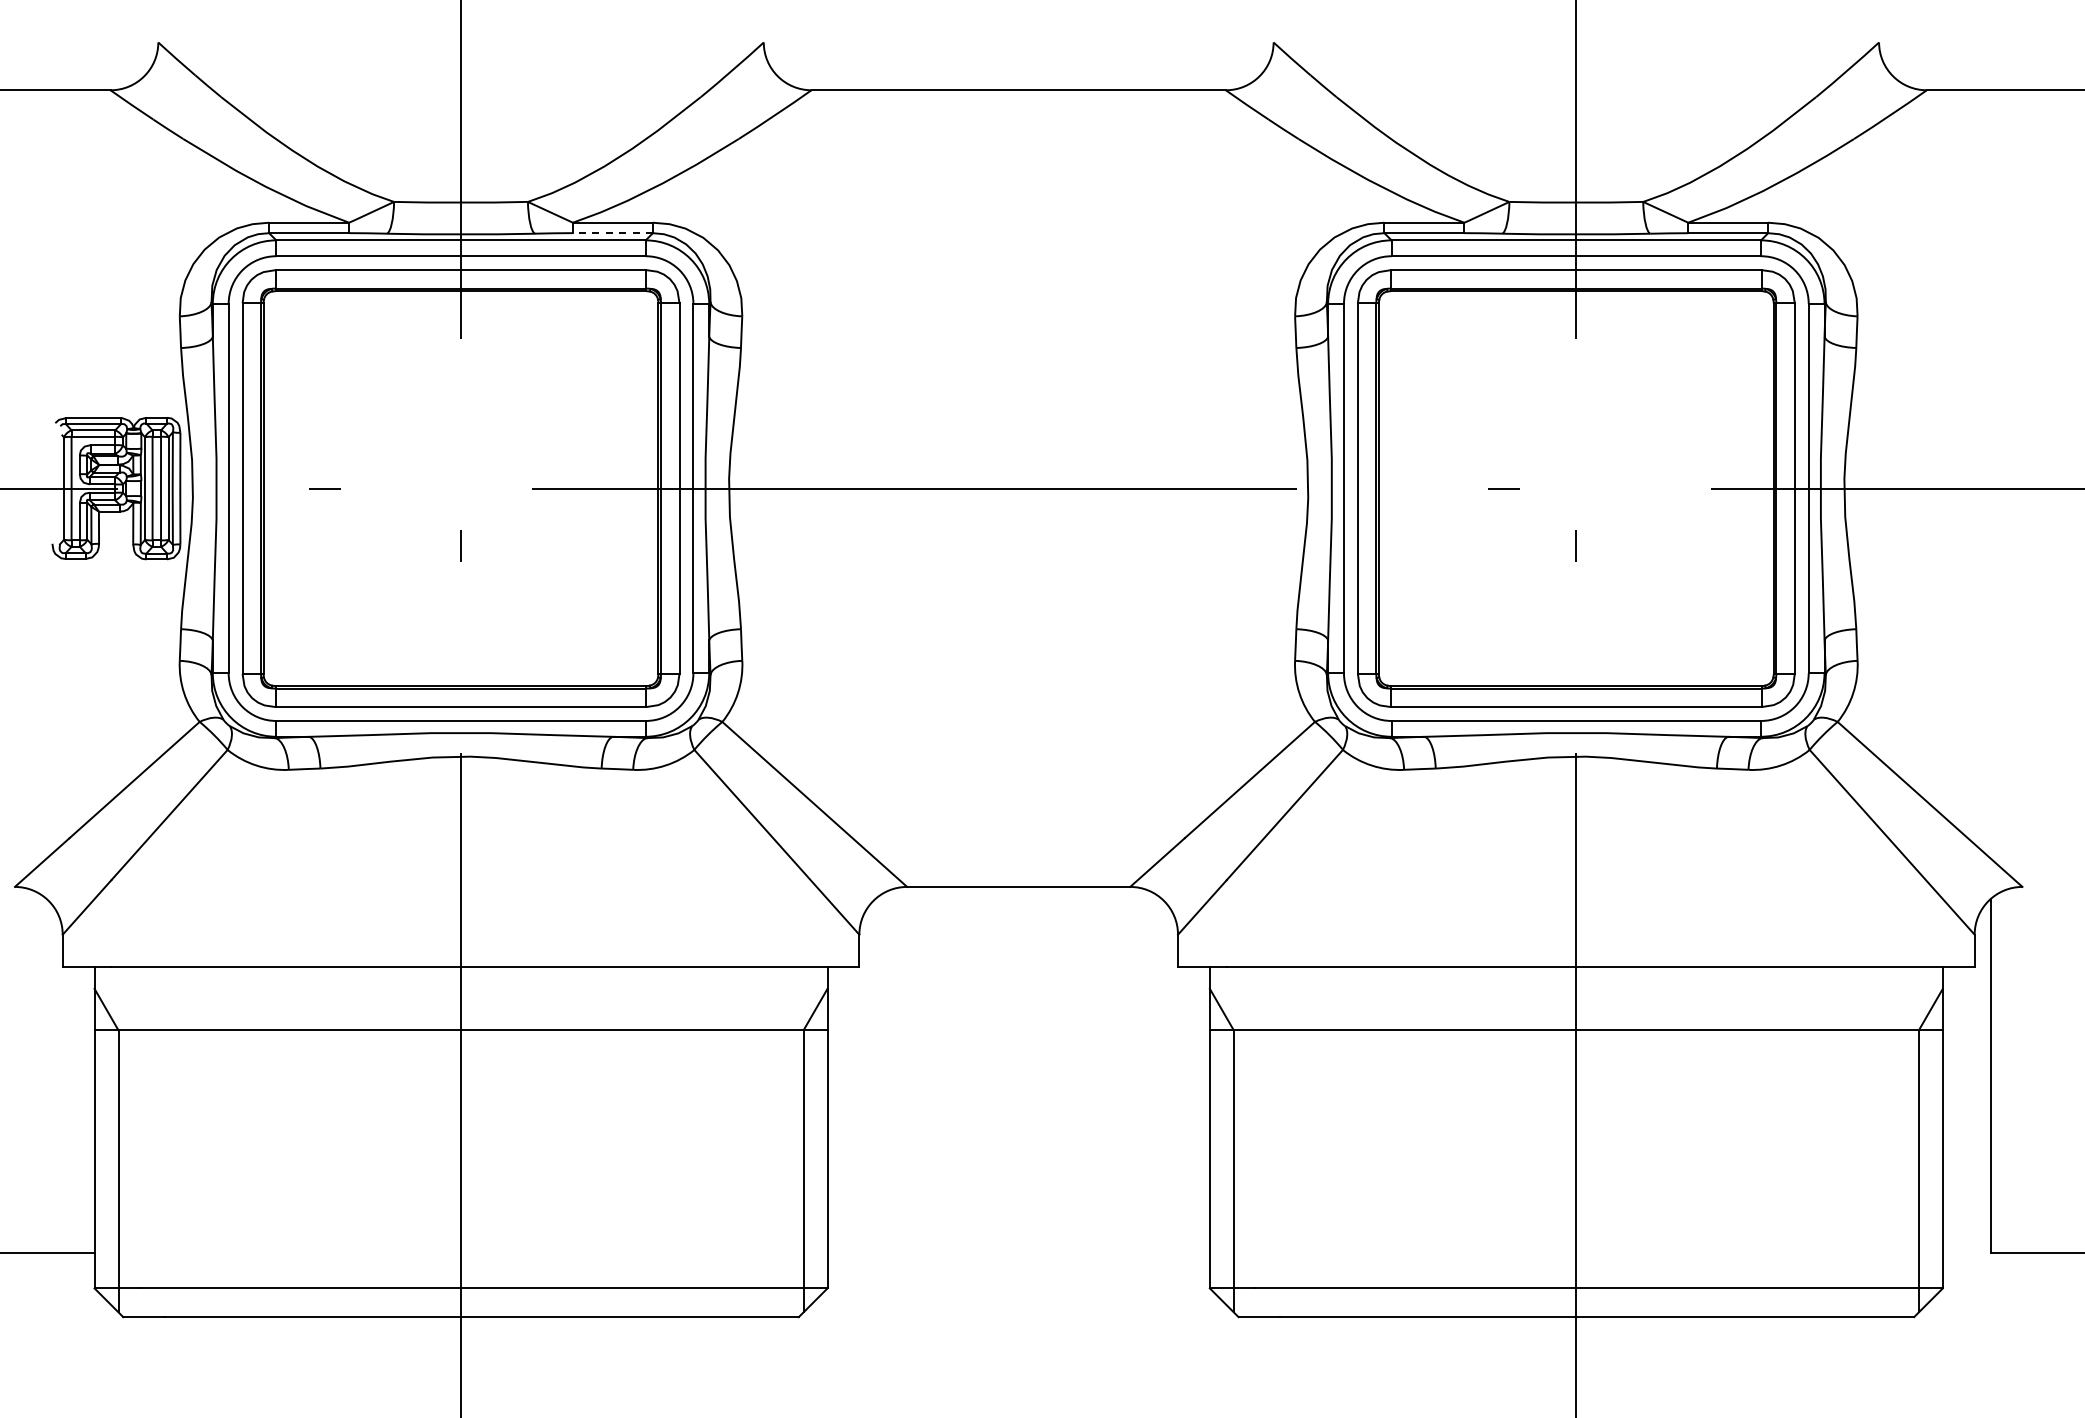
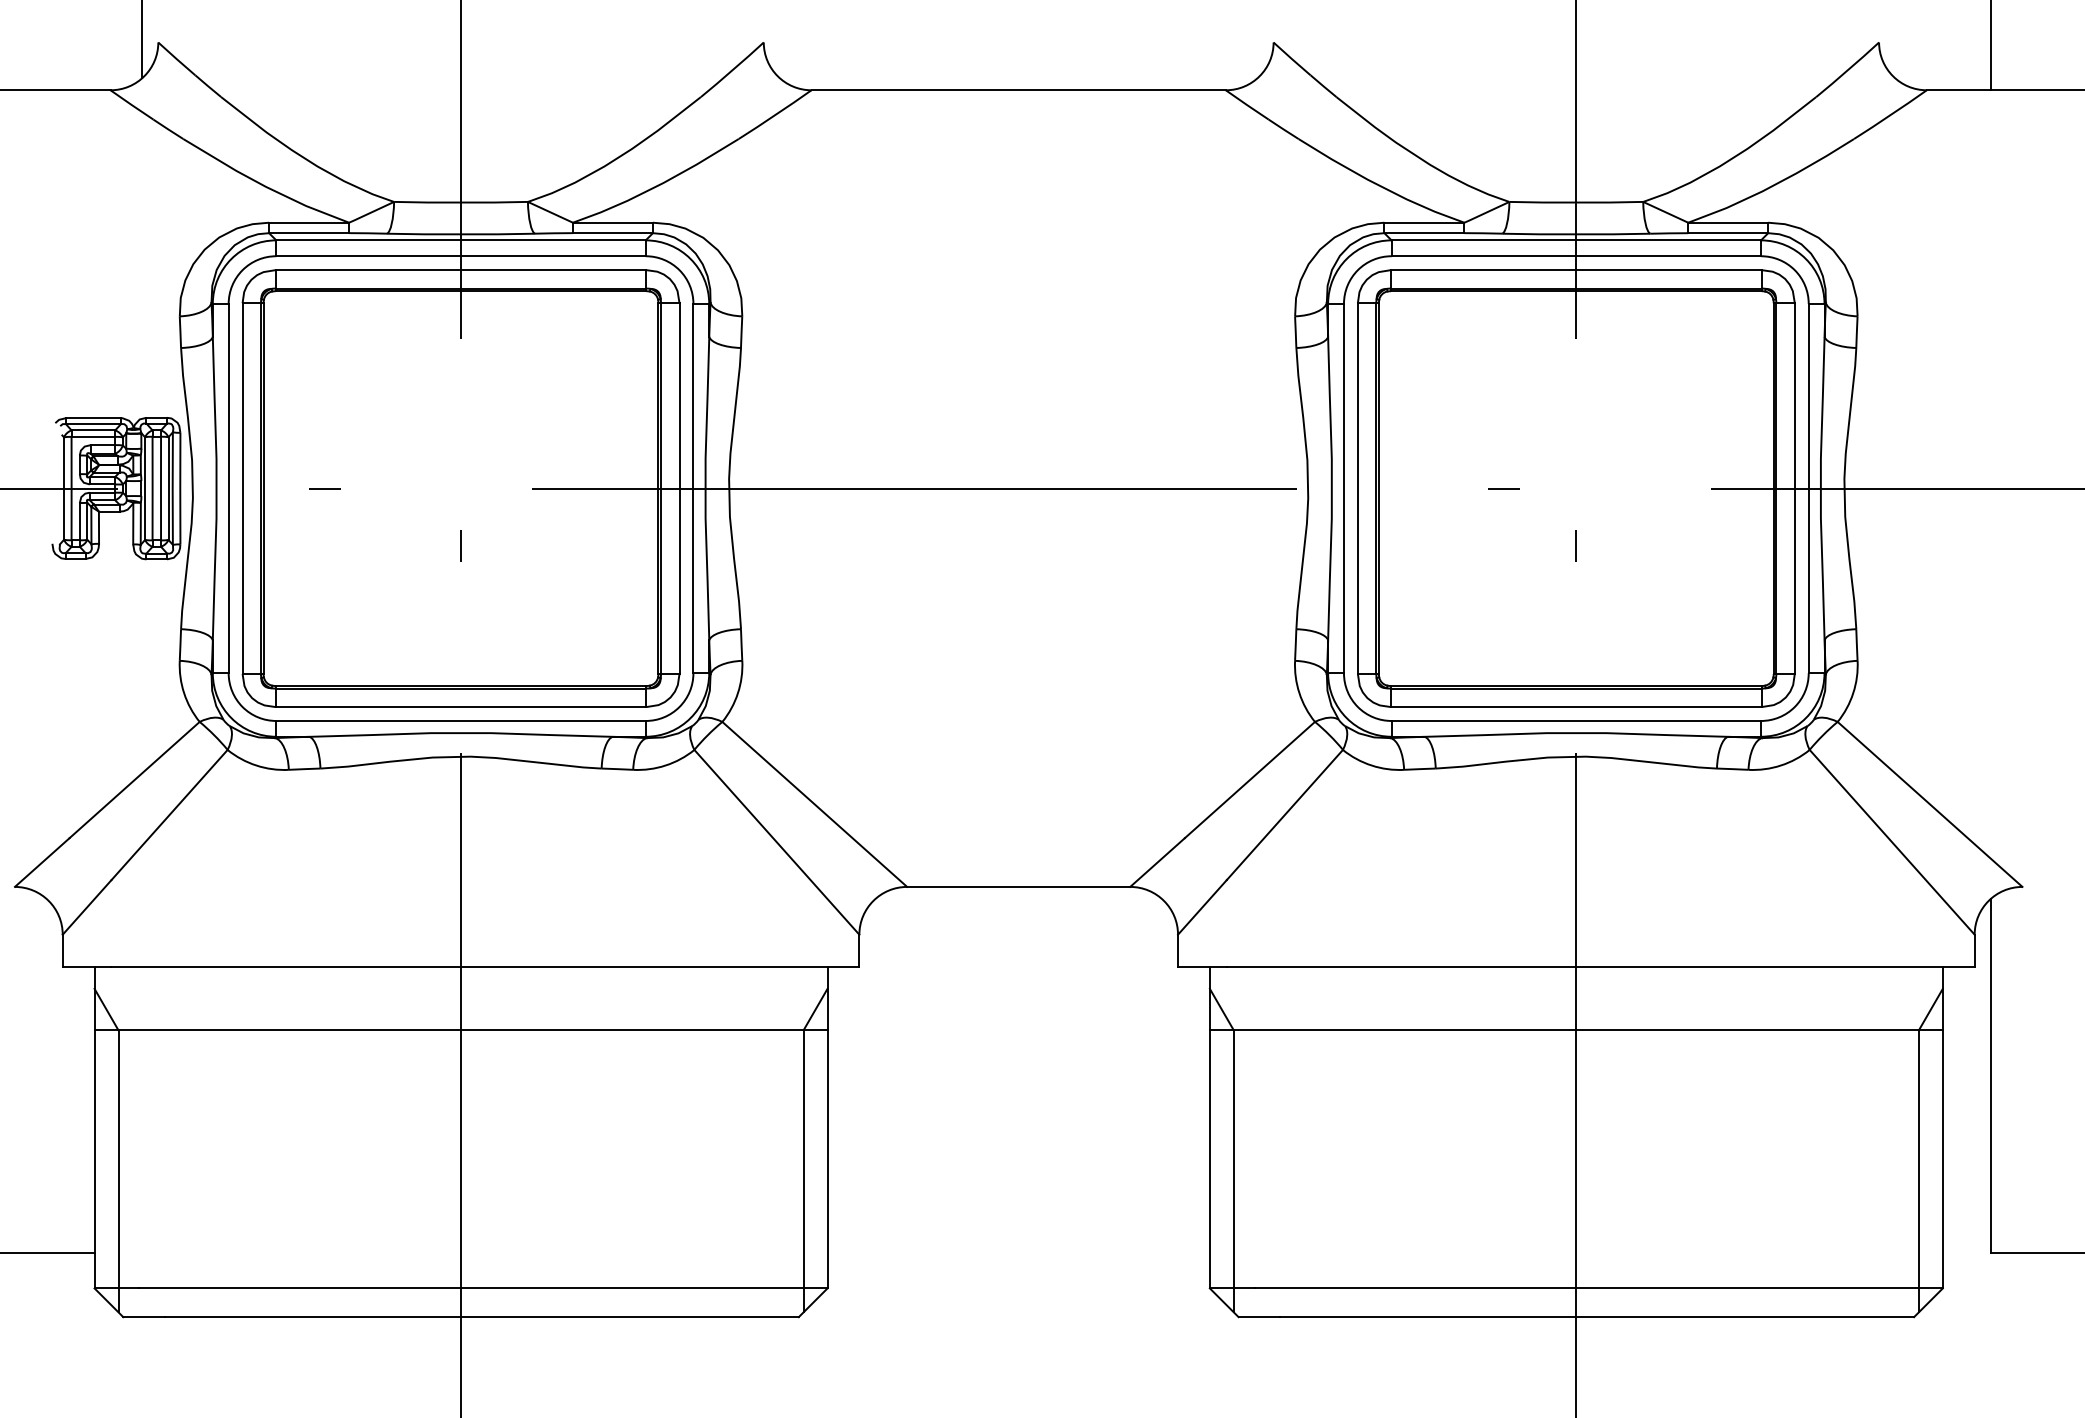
line: none -> present (142, 40)
line: none -> present (1990, 46)
line: dashed -> solid (612, 233)
